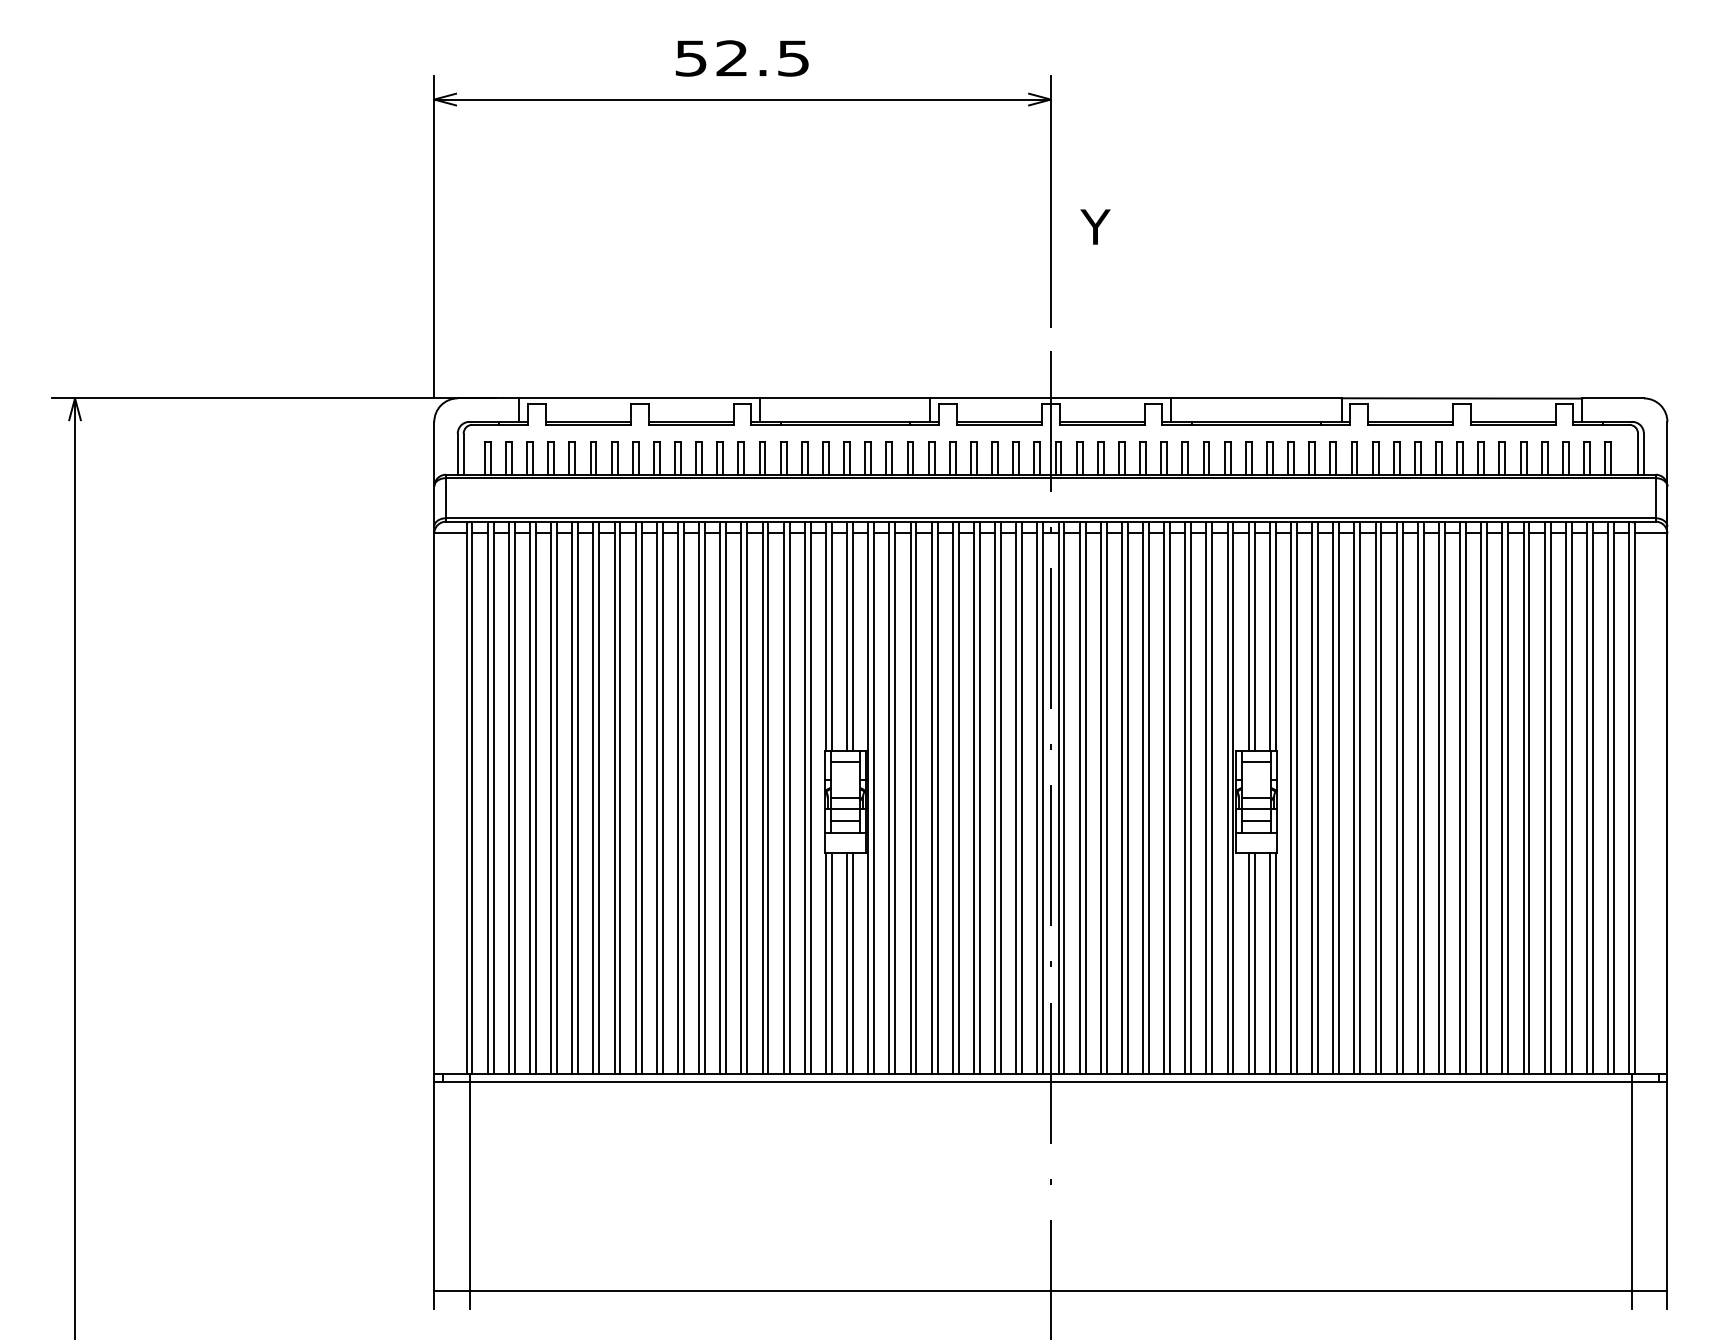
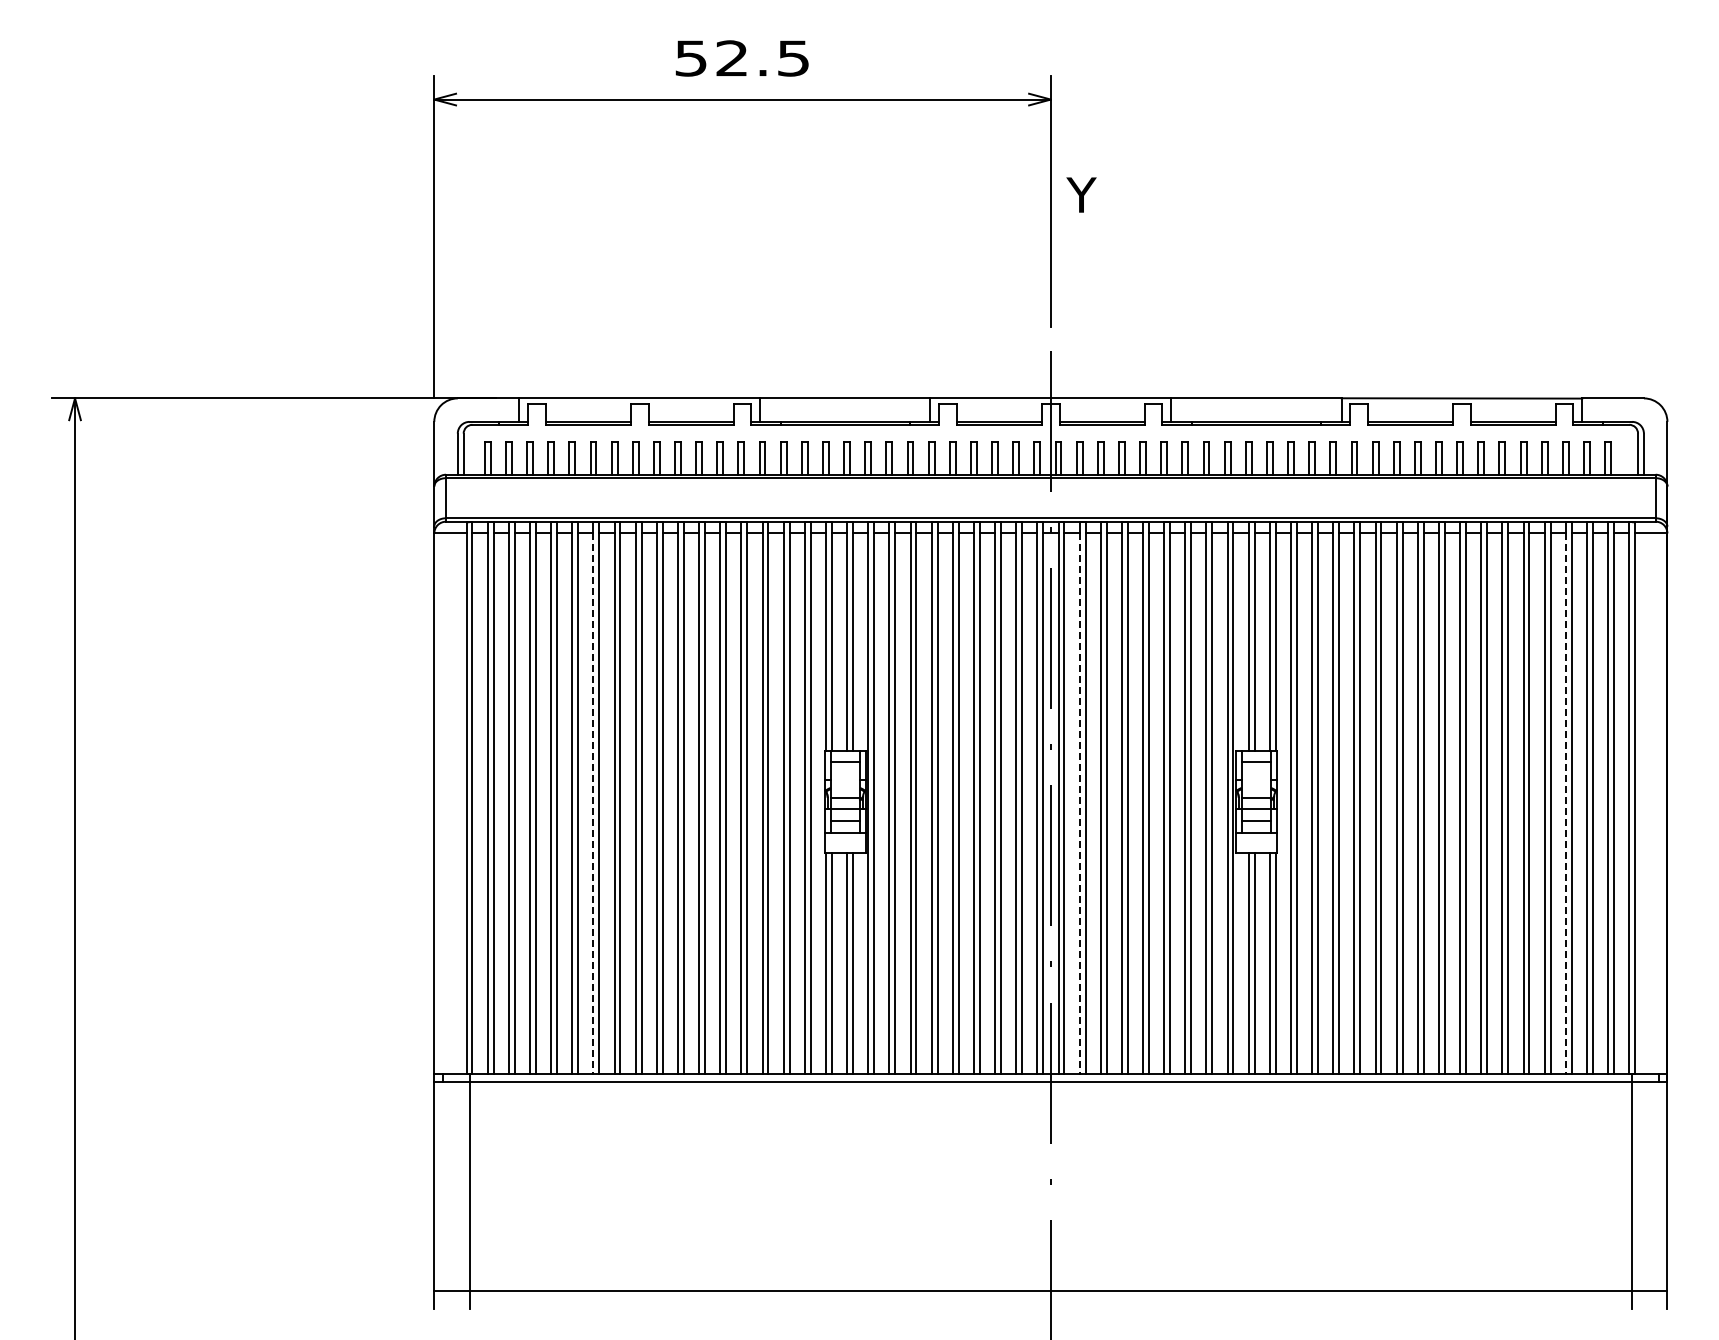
text position: (1095, 226) -> (1081, 194) (1081, 194)
line: solid -> dashed (593, 804)
line: solid -> dashed (1079, 804)
line: solid -> dashed (1565, 804)
